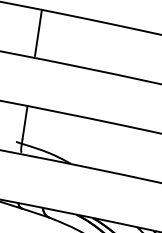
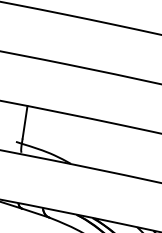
line: present -> none (38, 32)
